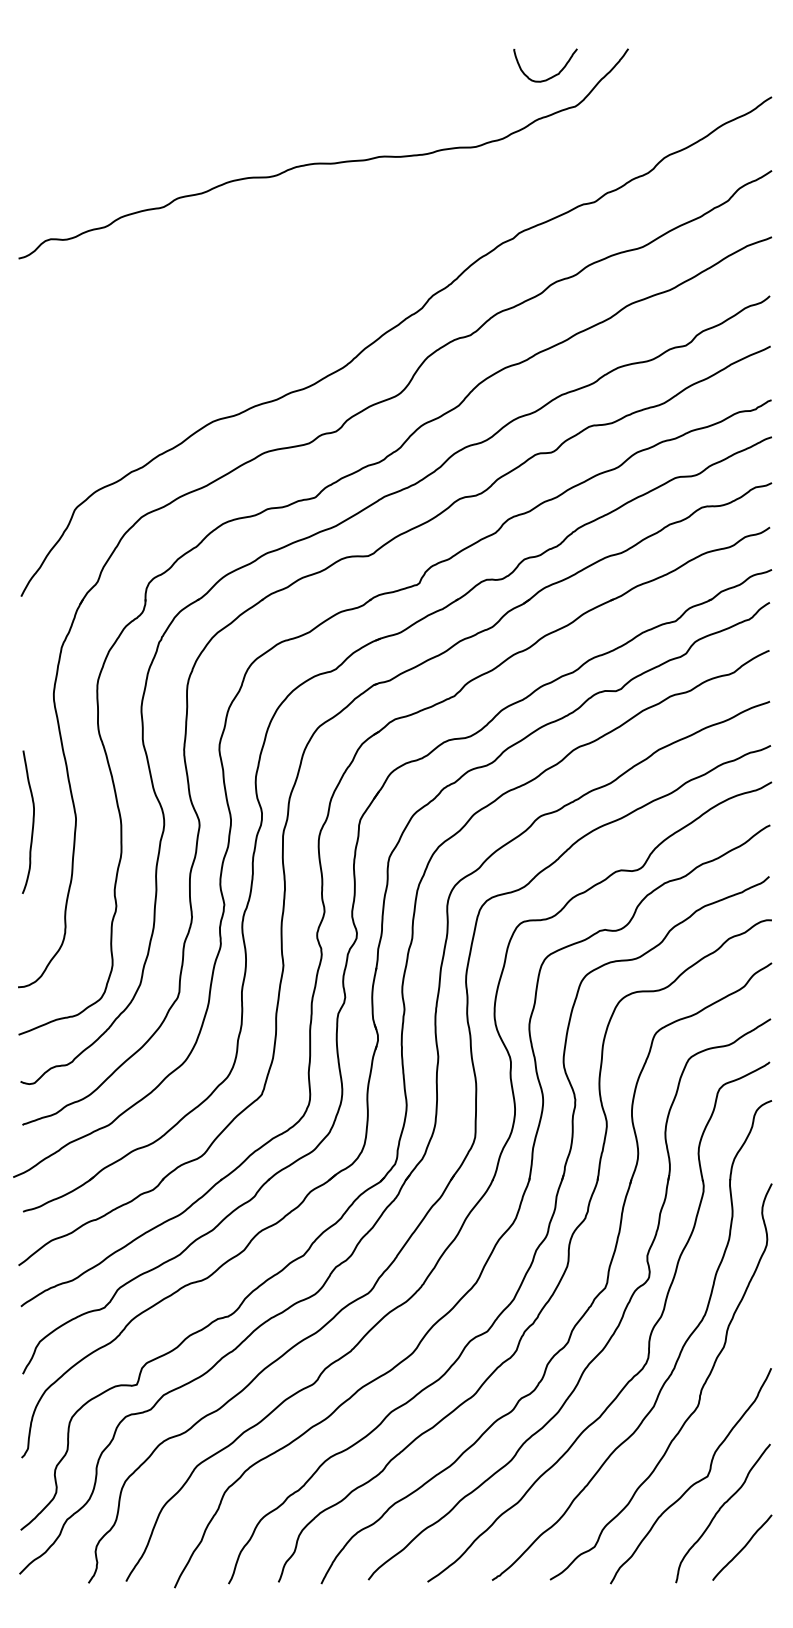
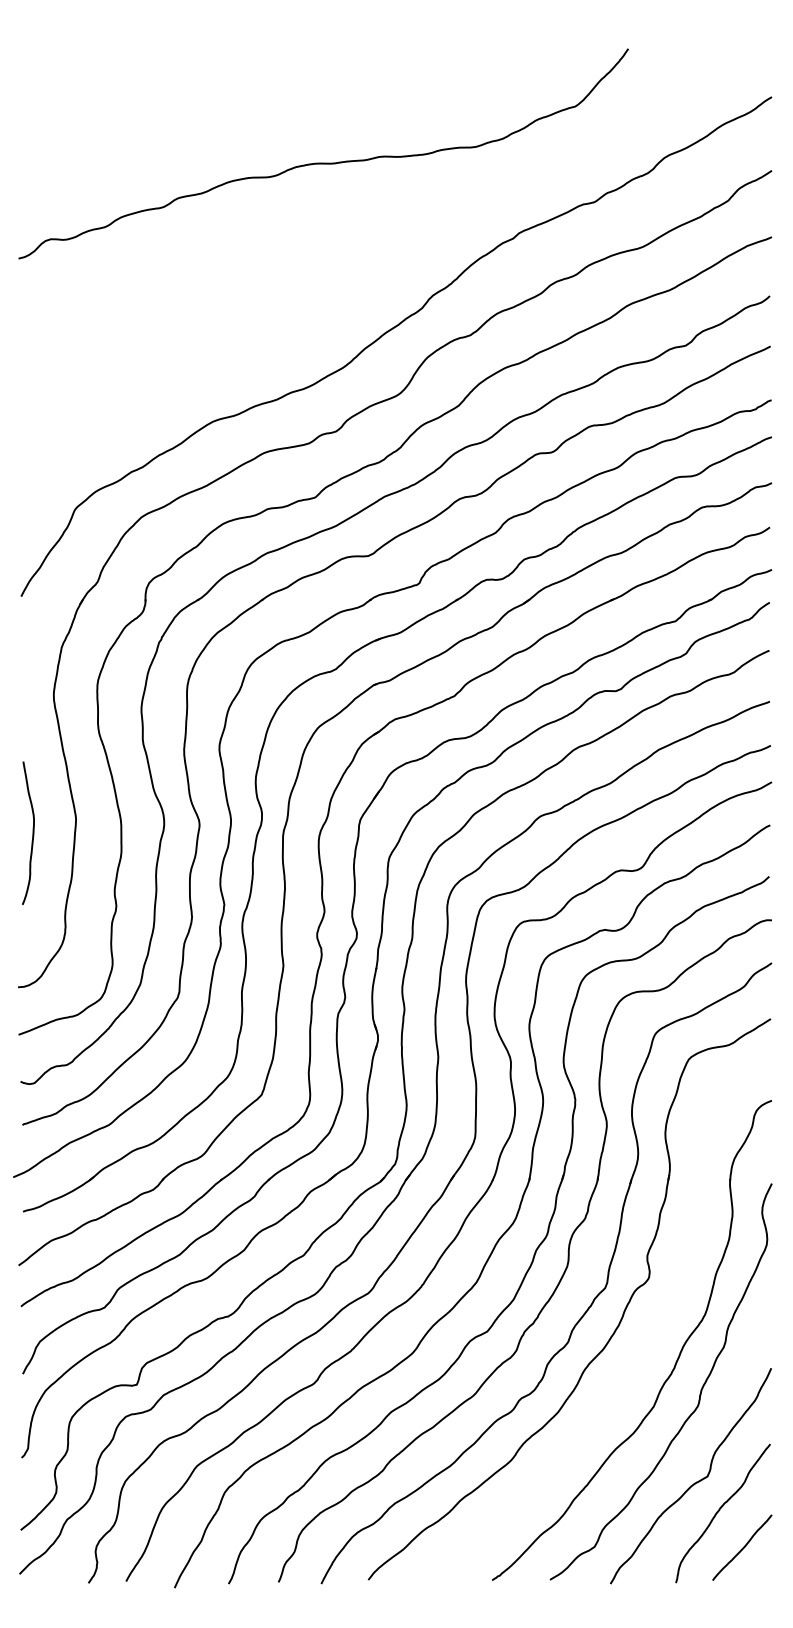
curve: present -> none (551, 76)
curve position: (32, 821) -> (32, 832) (32, 832)
part: present -> none (649, 1335)
